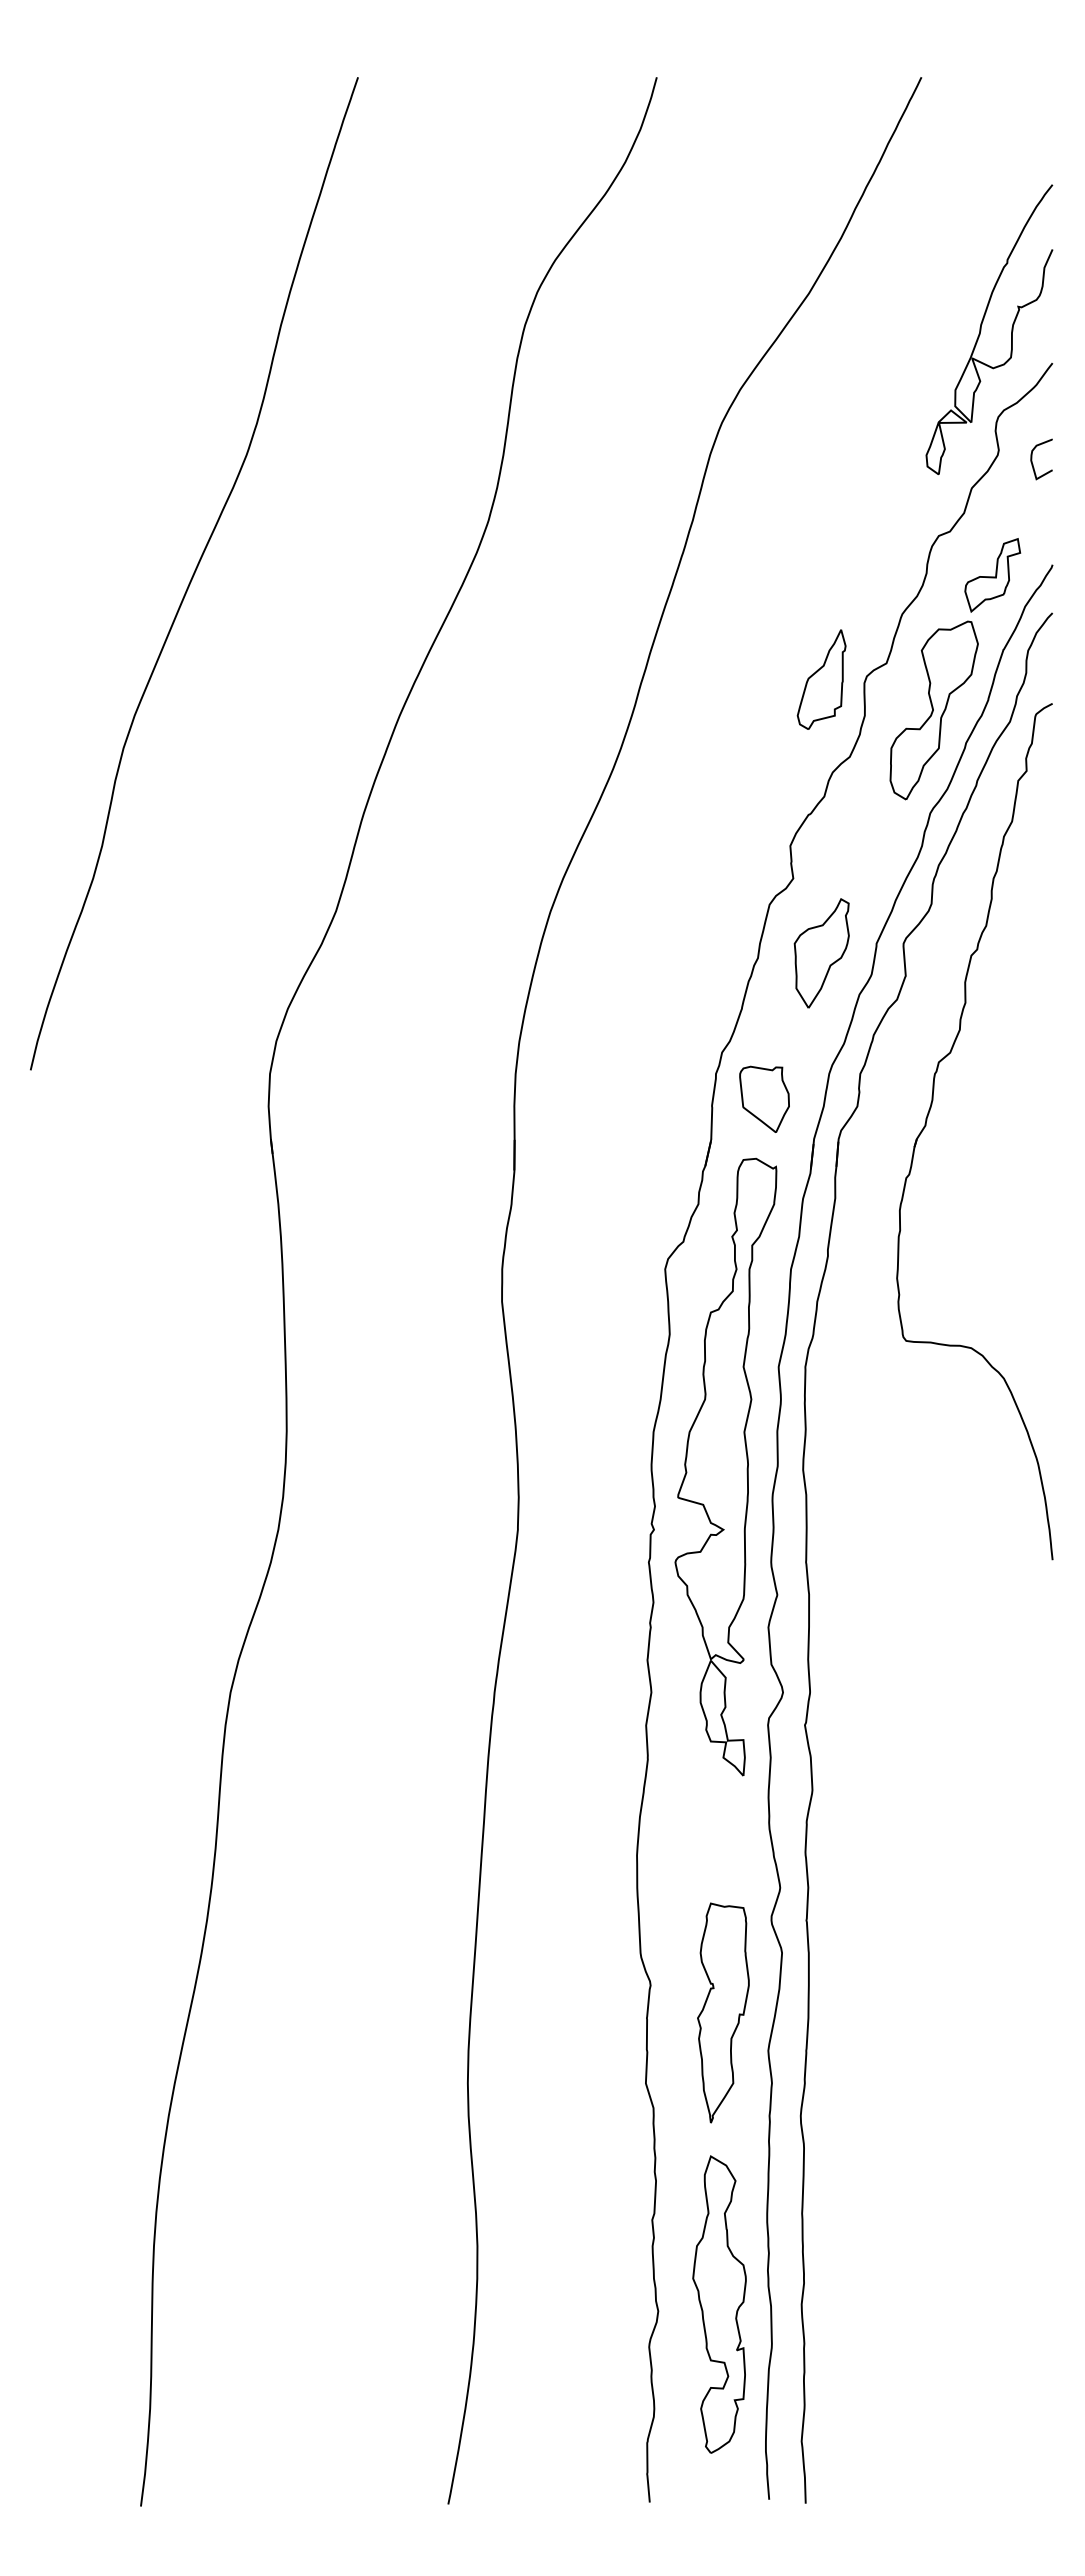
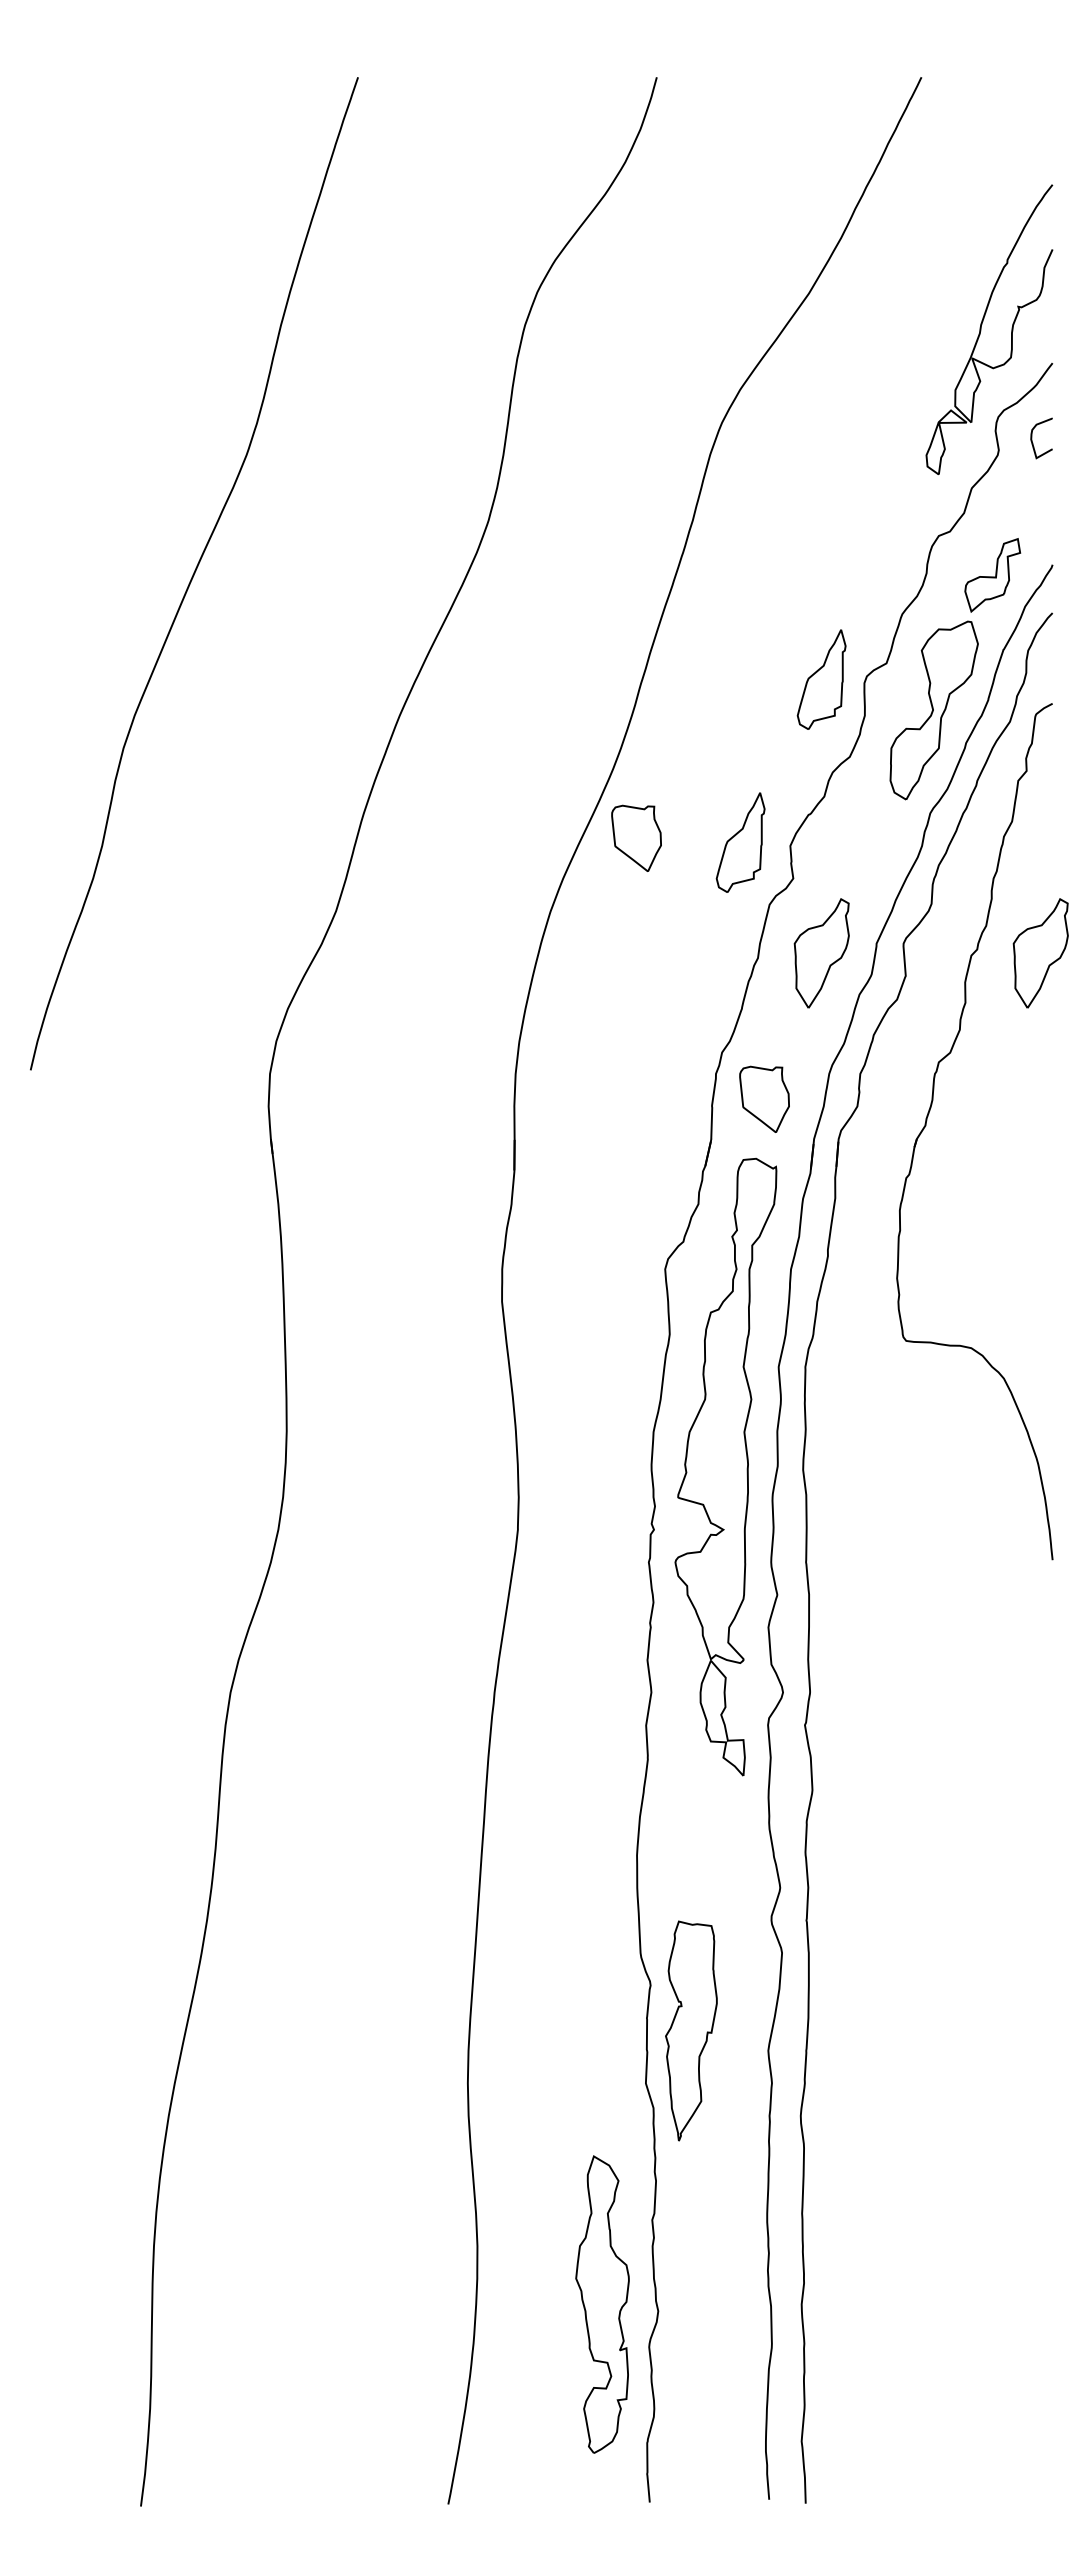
curve position: (1032, 459) -> (1032, 438) (1032, 438)
part: none -> present (636, 837)
part: none -> present (740, 842)
part: none -> present (1040, 953)
part position: (723, 2012) -> (691, 2030) (691, 2030)
part position: (719, 2304) -> (602, 2304) (602, 2304)
